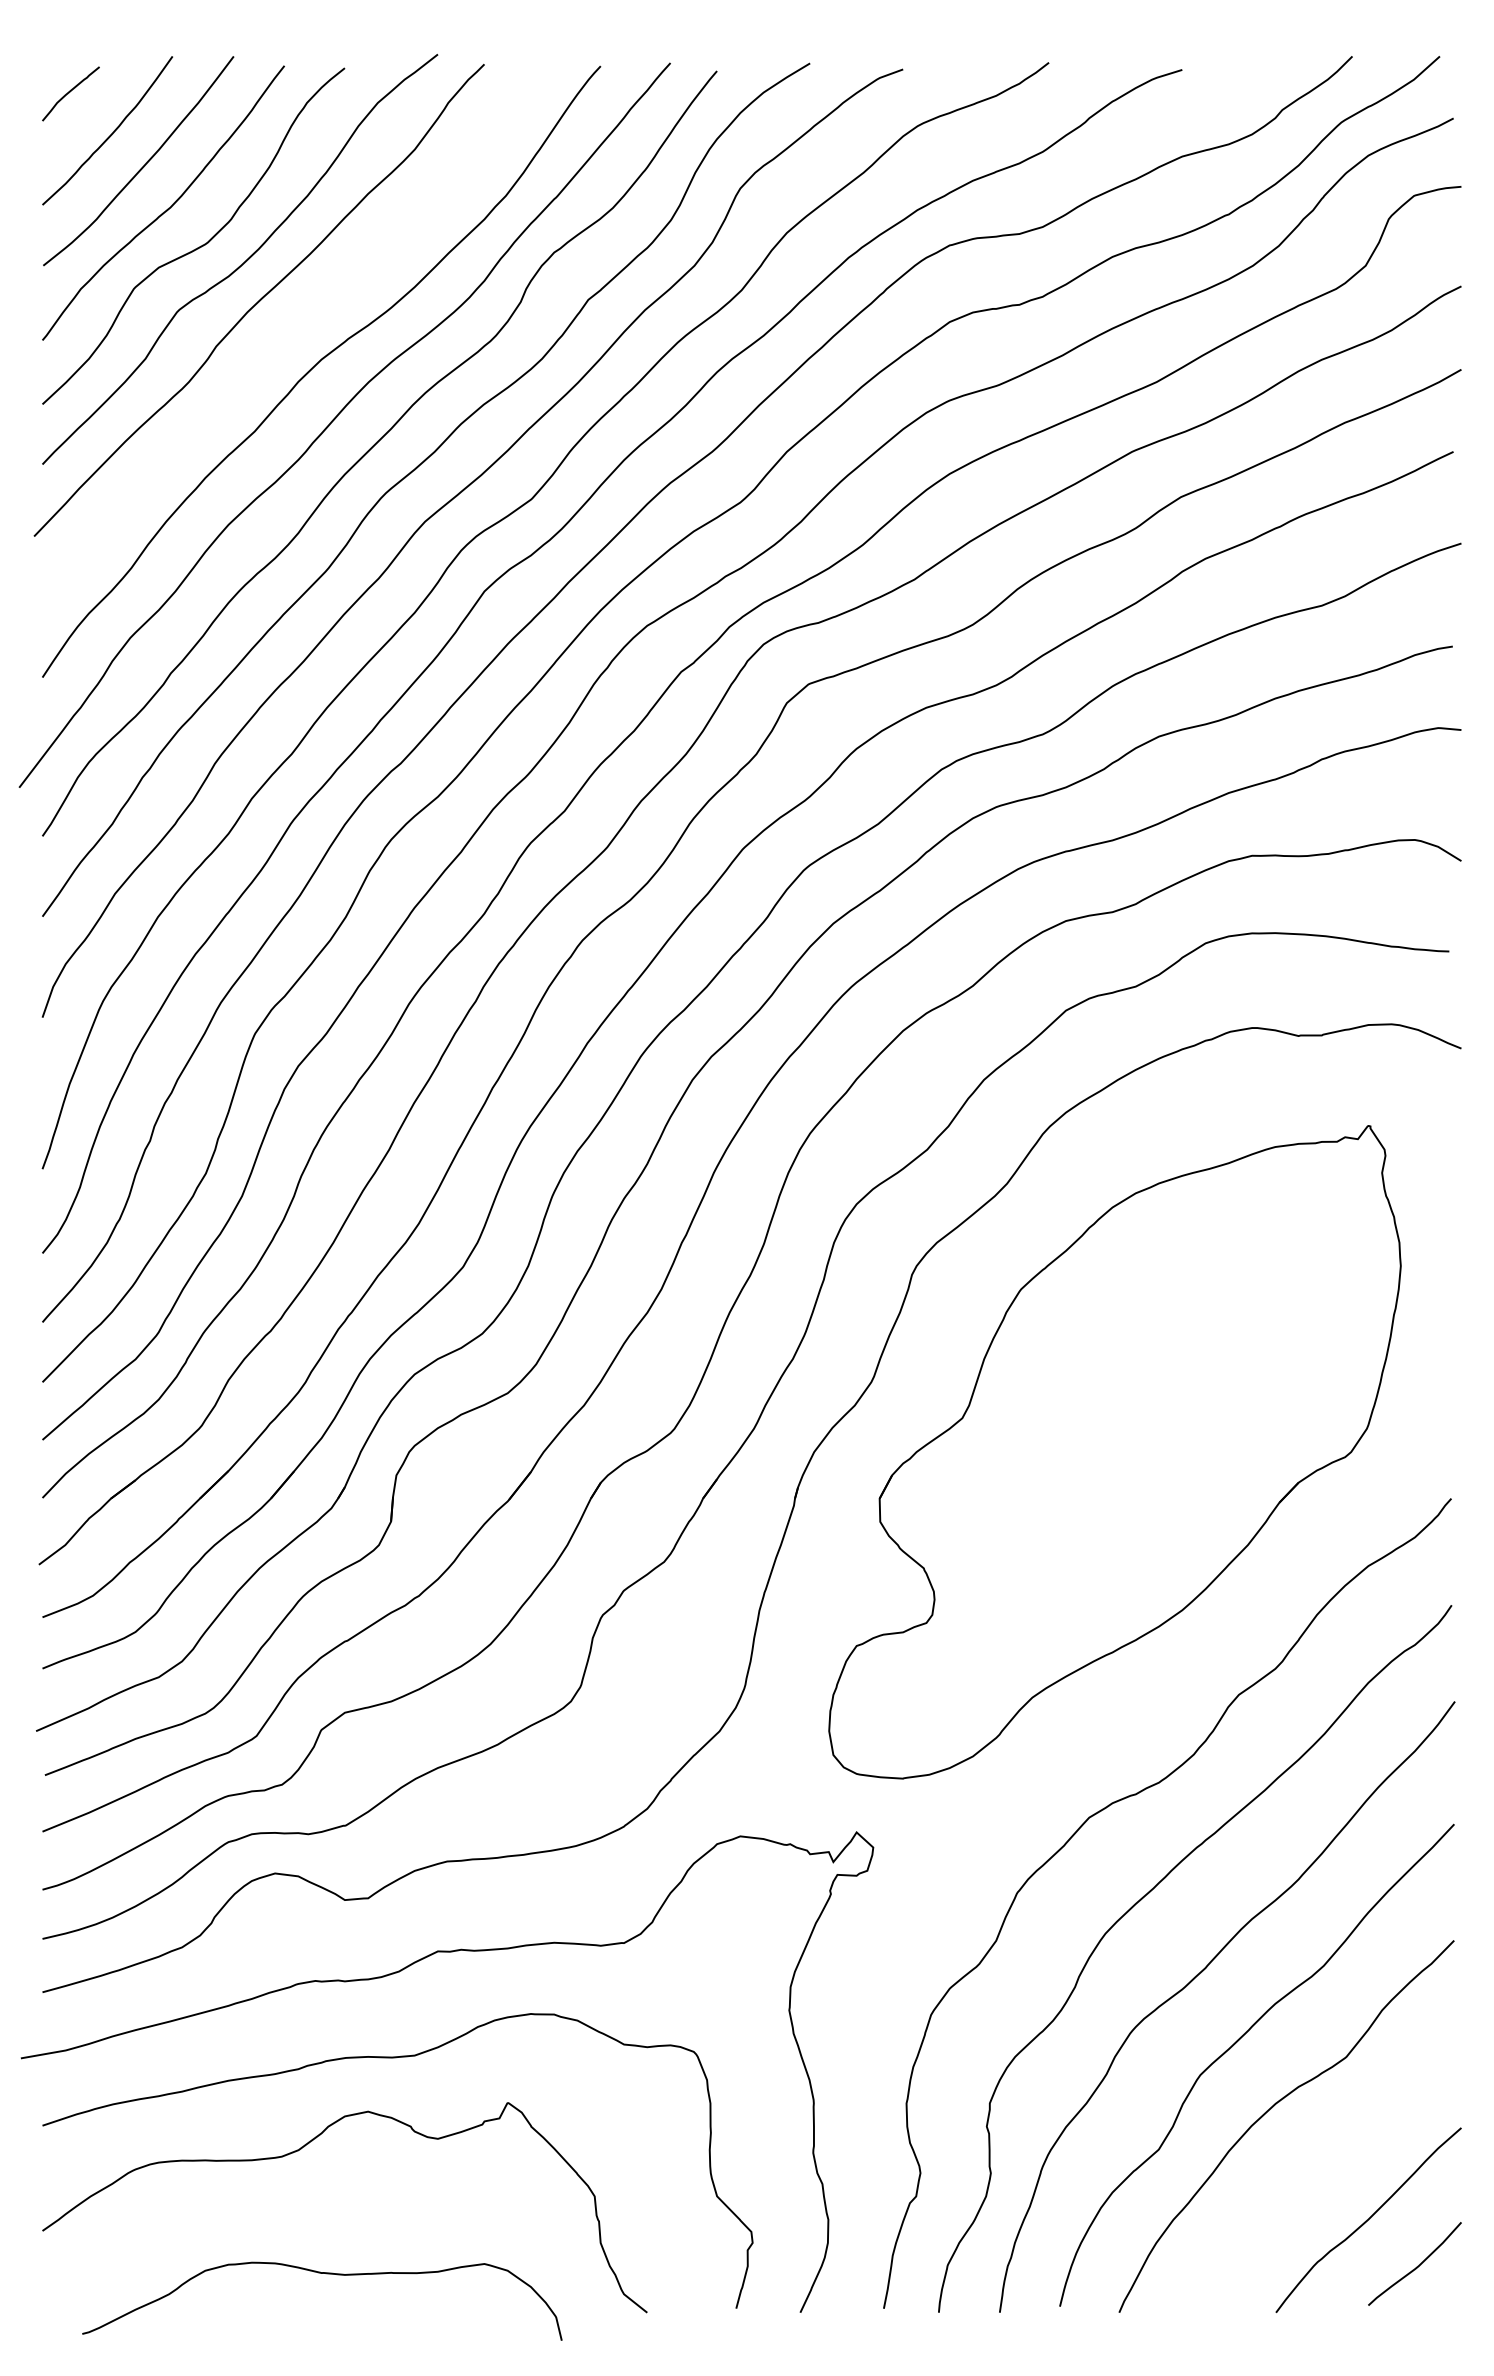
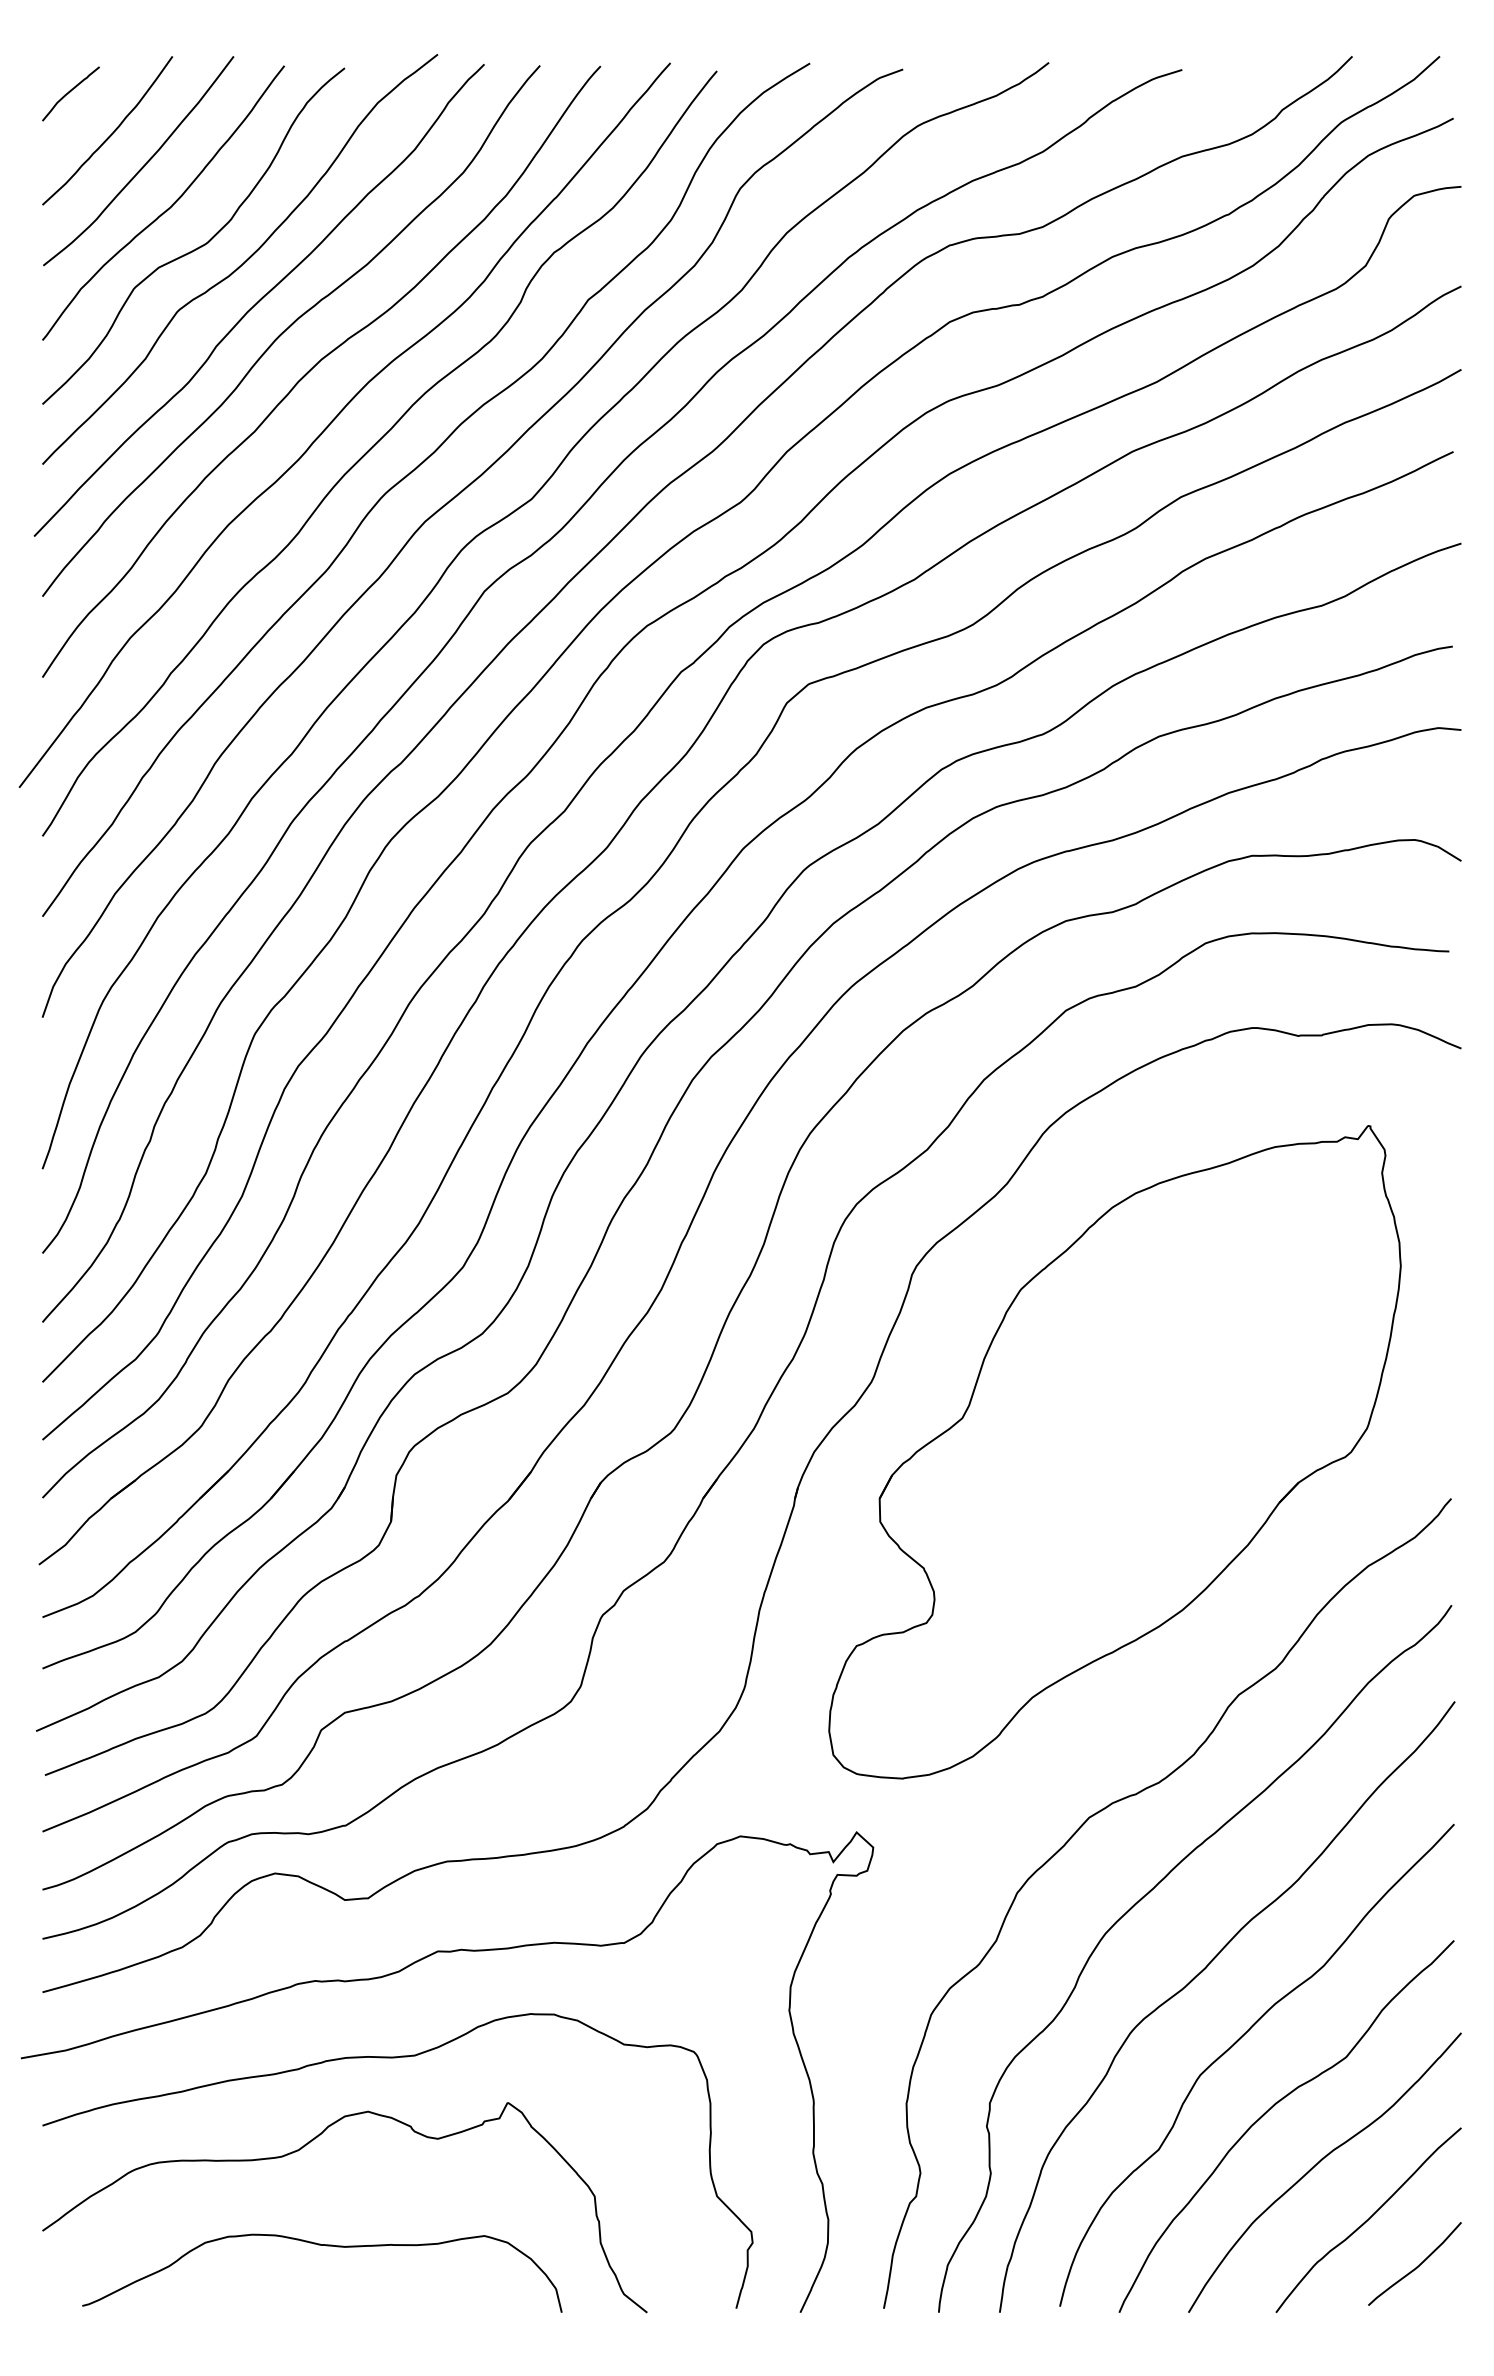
curve: none -> present (289, 328)
curve: none -> present (1319, 2163)
curve position: (326, 2274) -> (326, 2246) (326, 2246)
